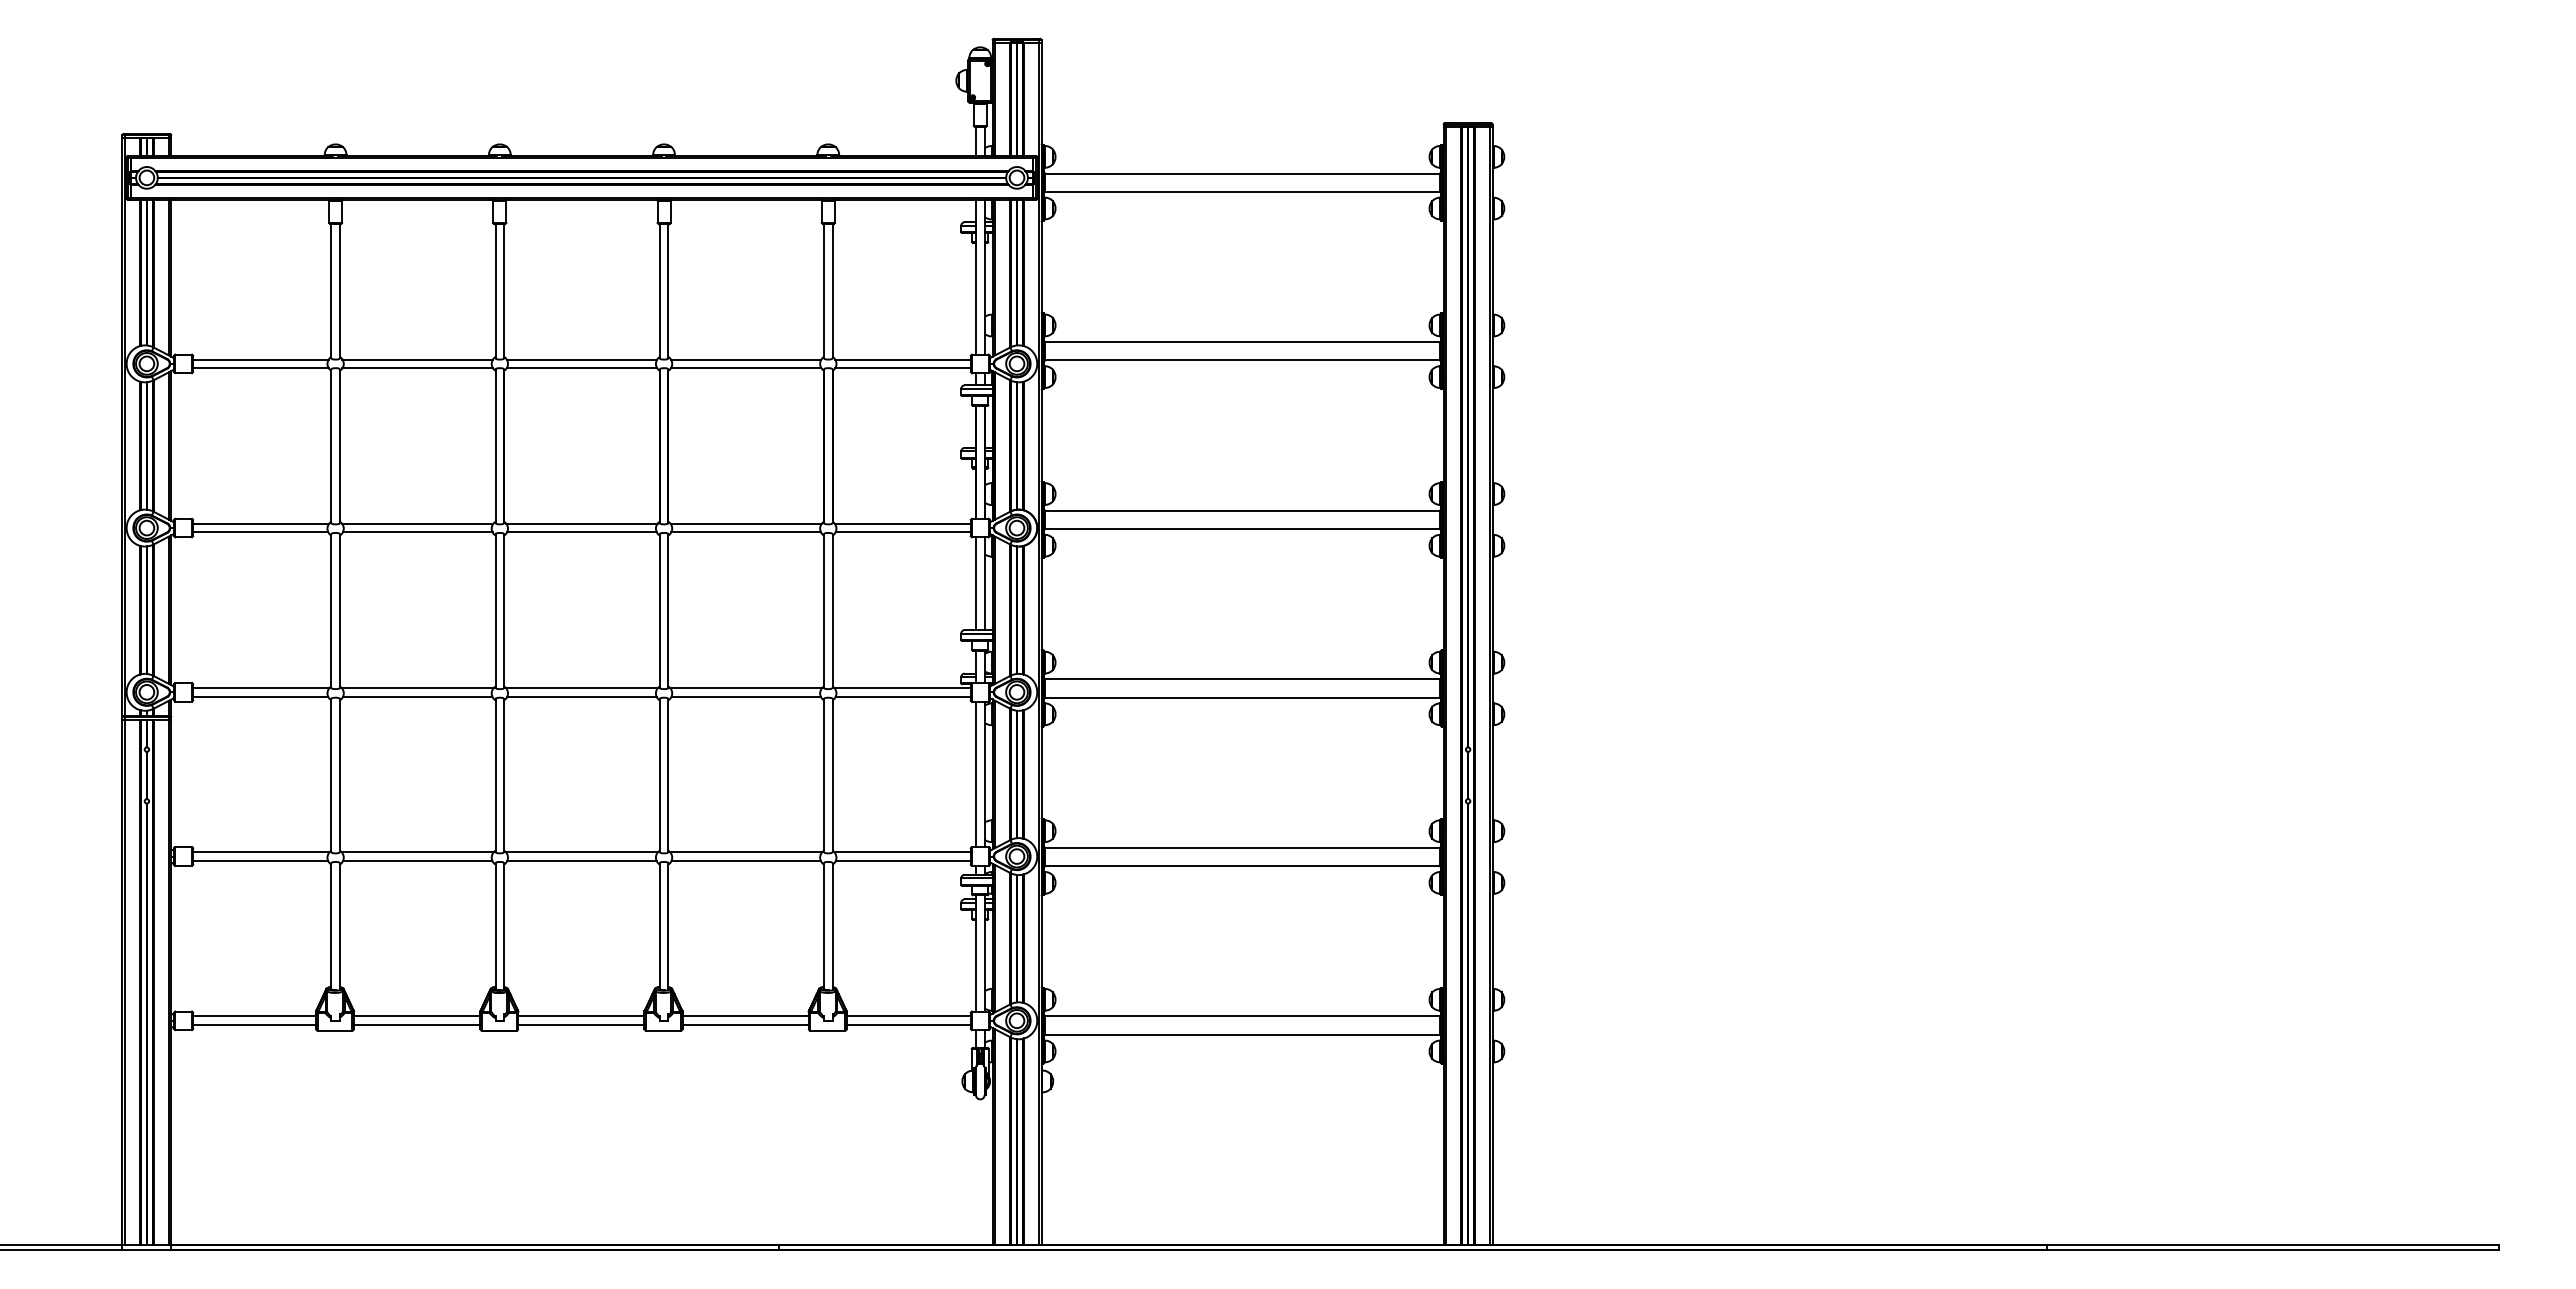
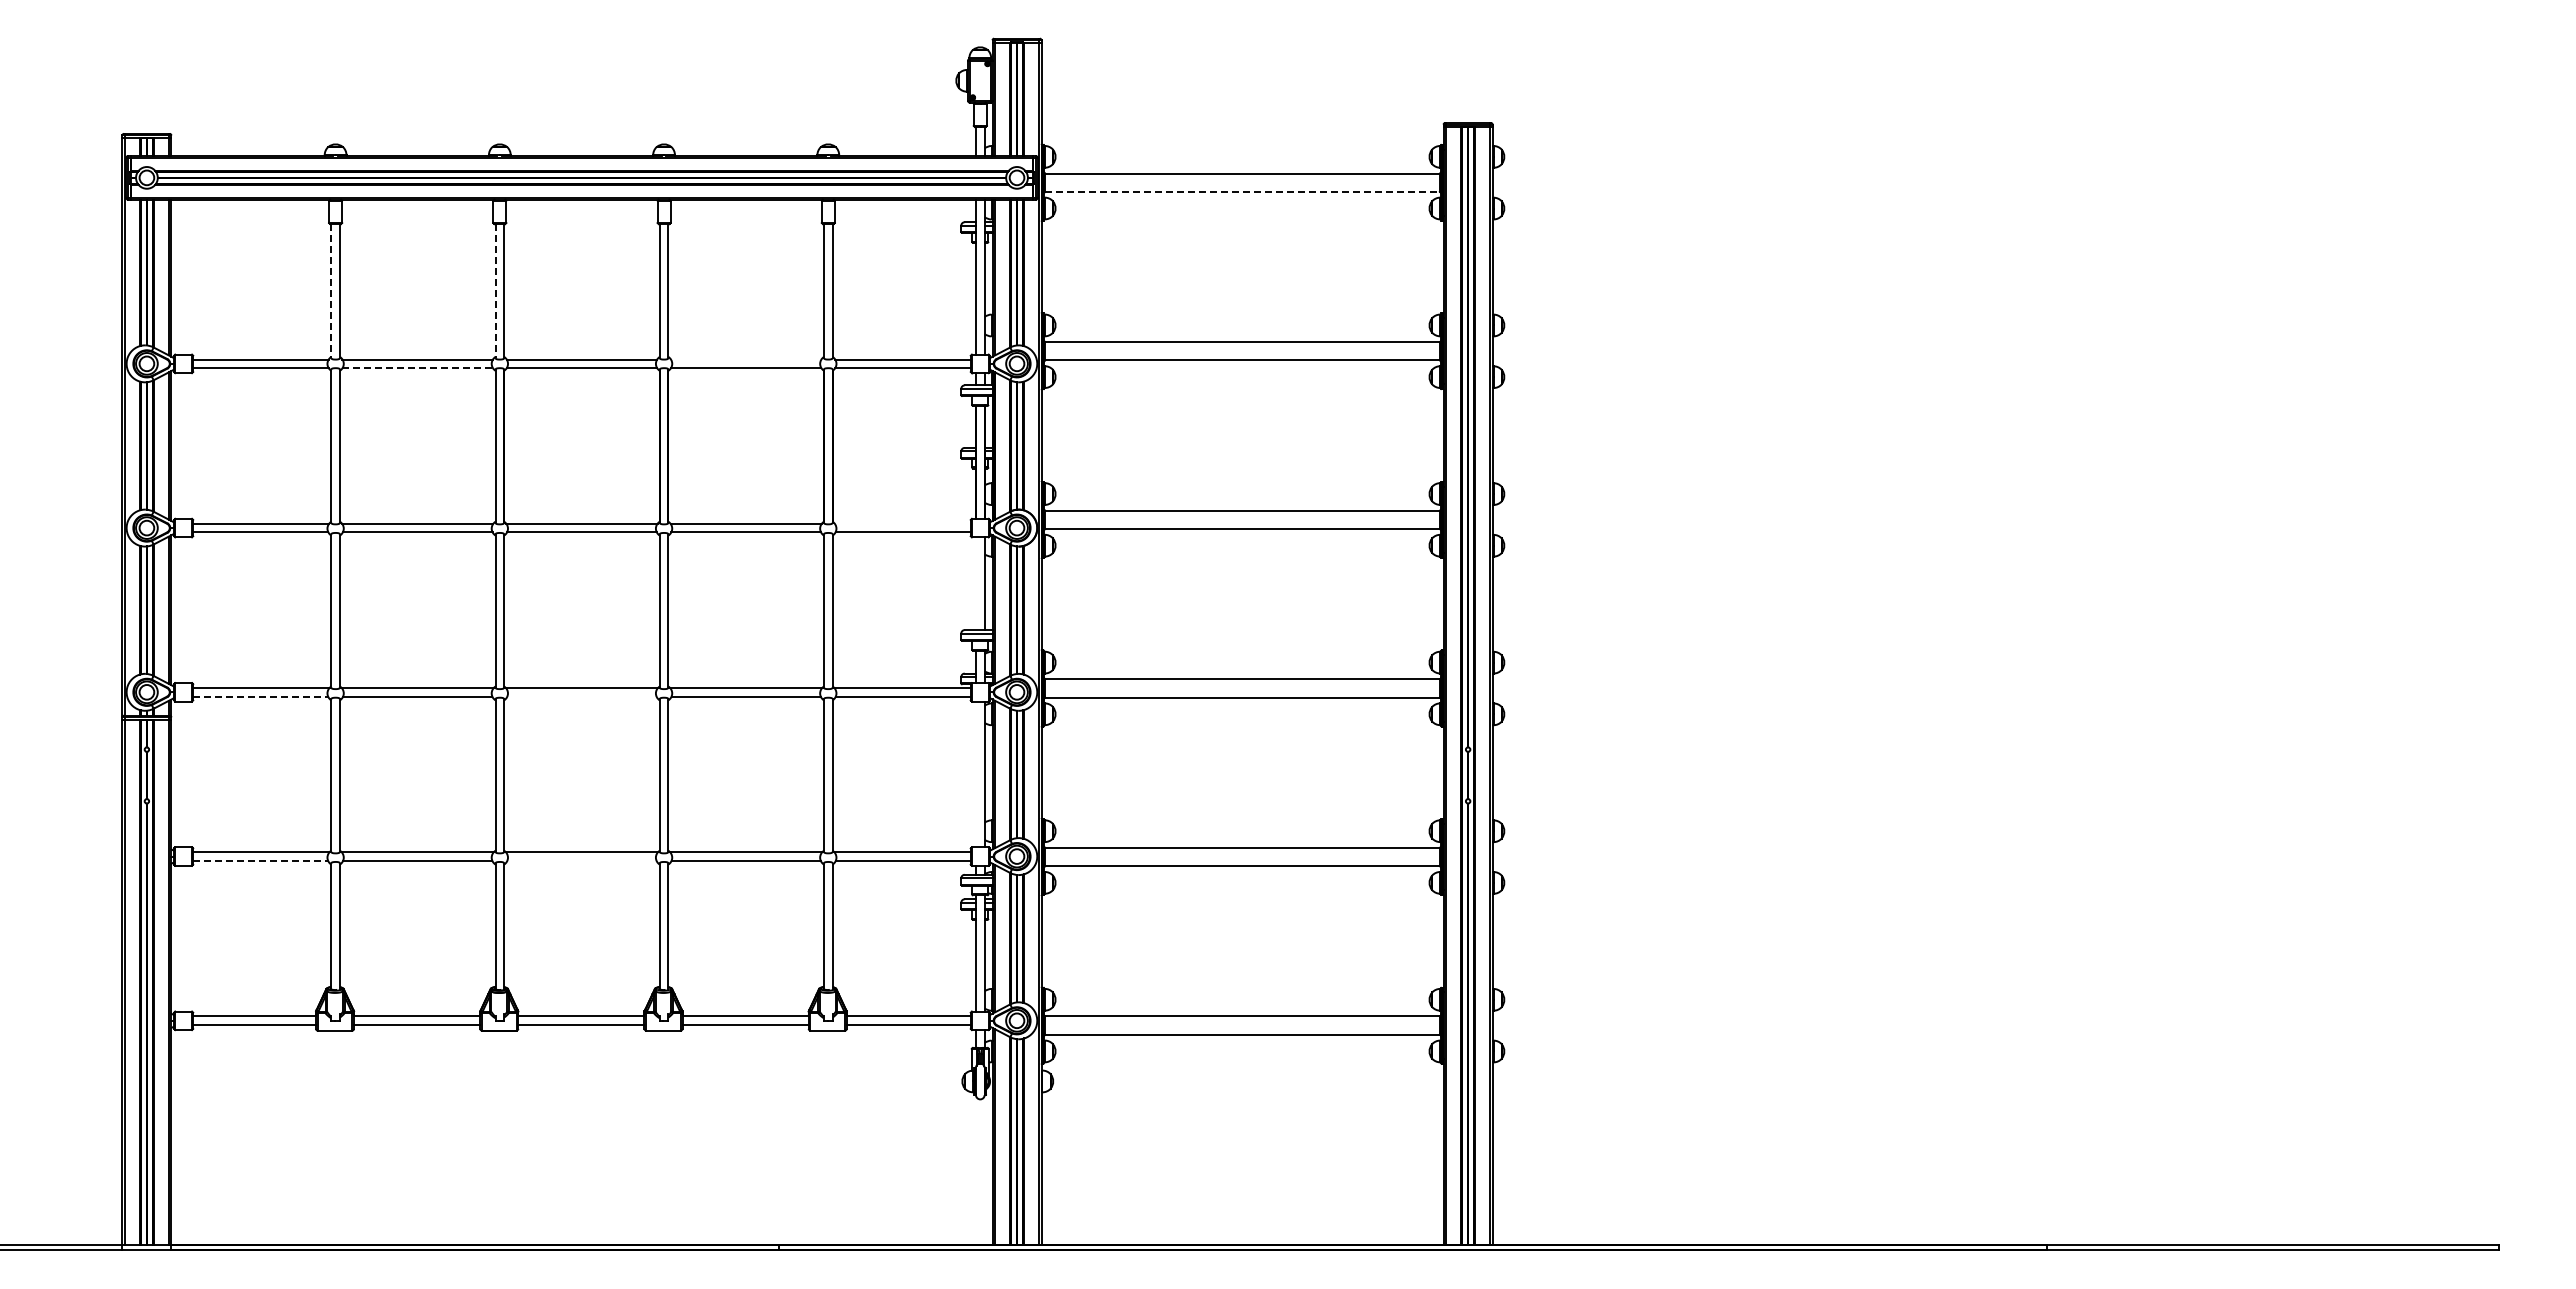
line: solid -> dashed (1243, 191)
line: solid -> dashed (331, 291)
line: solid -> dashed (495, 291)
line: present -> none (745, 359)
line: solid -> dashed (418, 368)
line: present -> none (902, 523)
line: present -> none (975, 583)
line: solid -> dashed (261, 696)
line: present -> none (581, 696)
line: present -> none (975, 774)
line: solid -> dashed (261, 860)
line: present -> none (581, 860)
